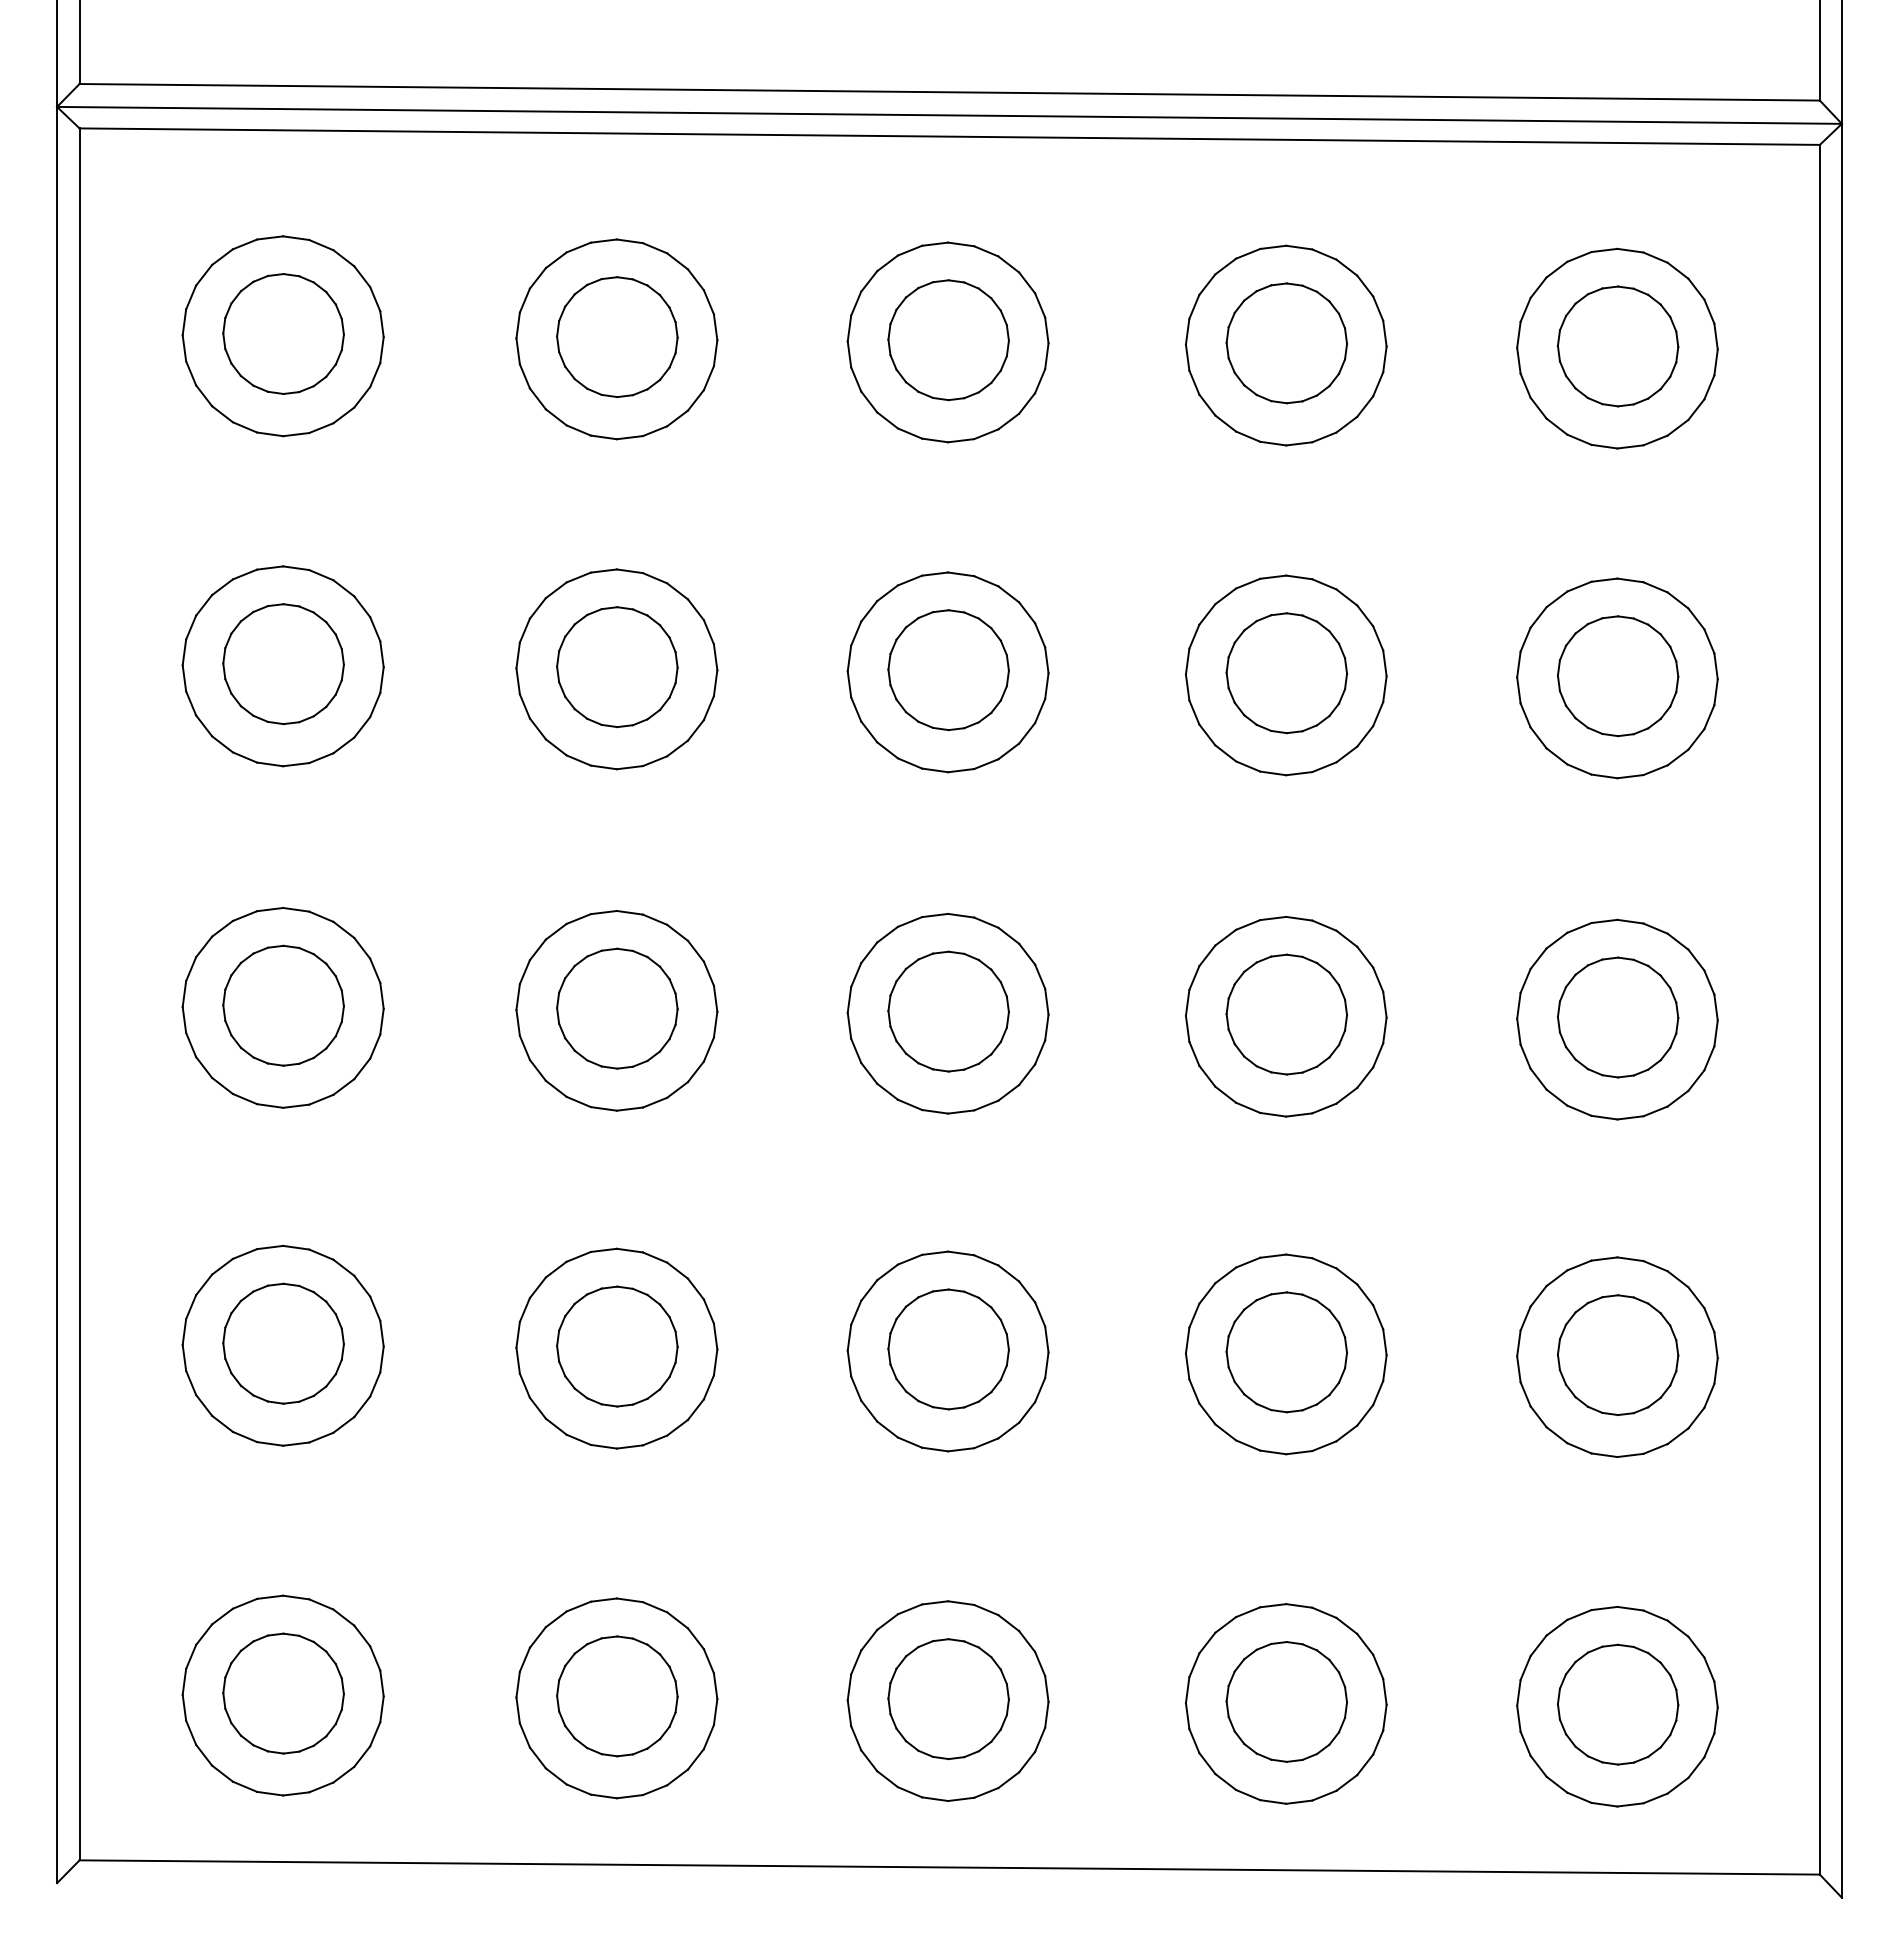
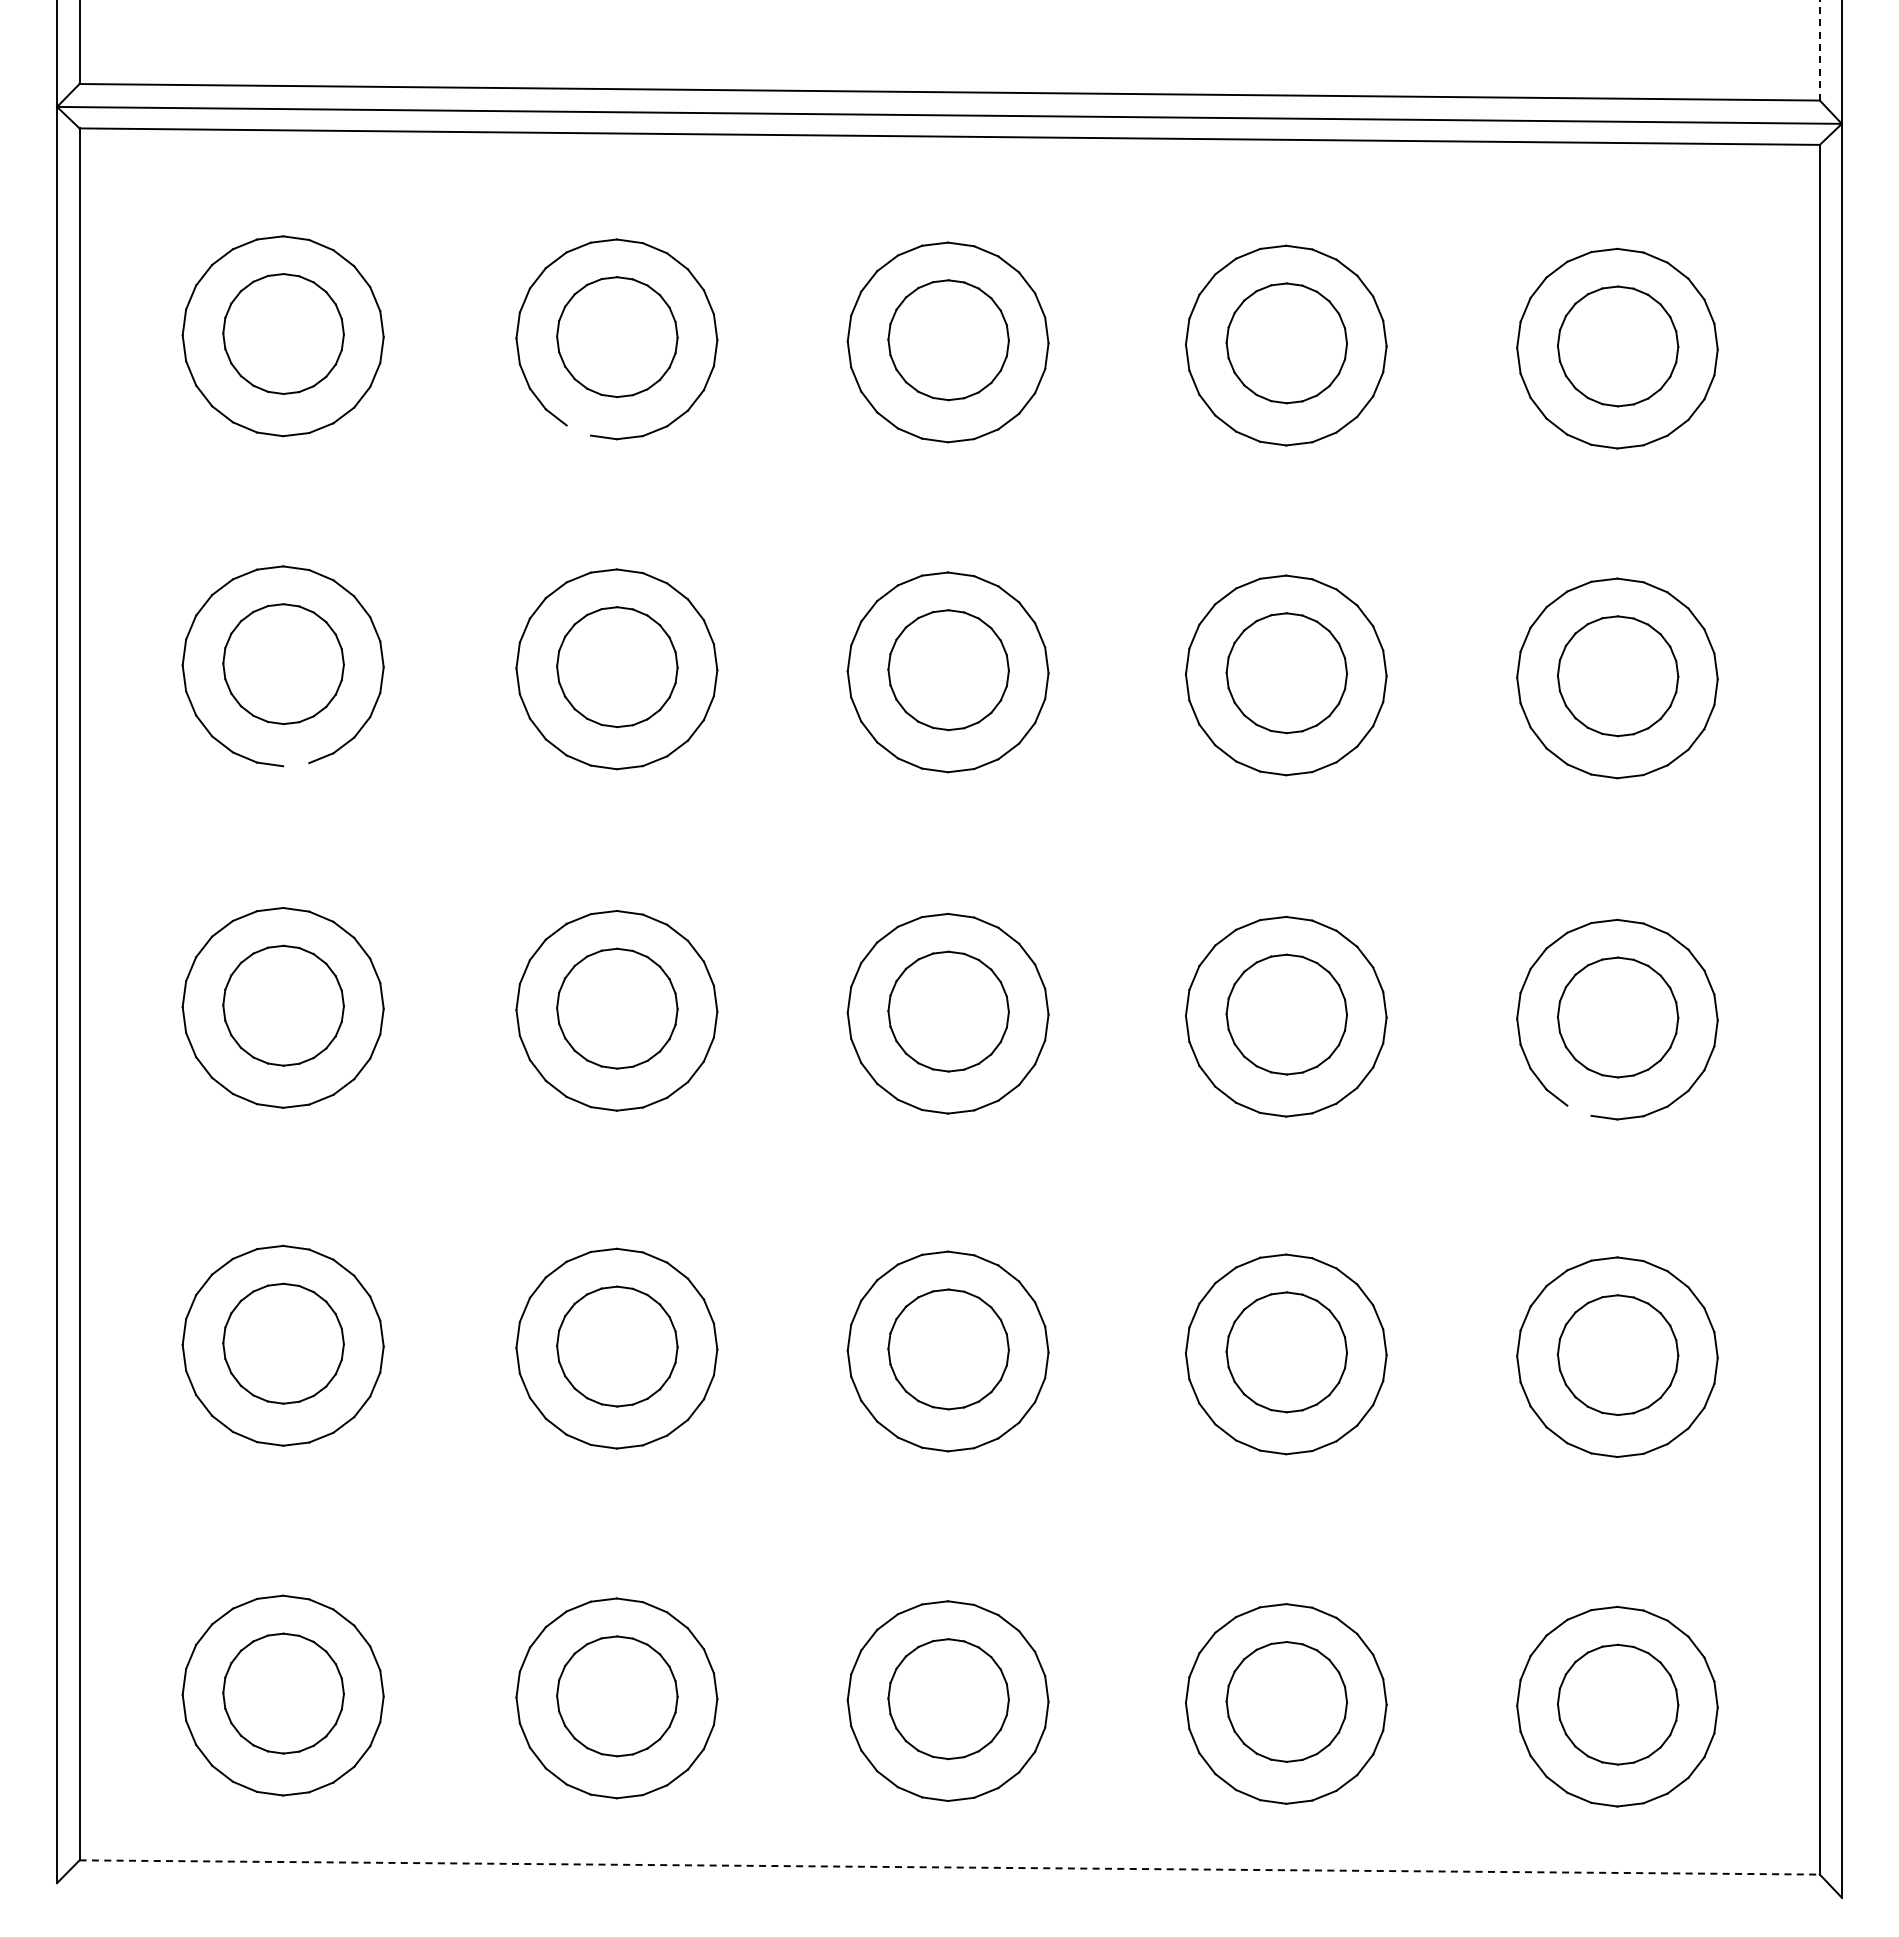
line: solid -> dashed (1819, 50)
line: present -> none (578, 430)
line: present -> none (296, 764)
line: present -> none (1579, 1110)
line: solid -> dashed (950, 1867)
